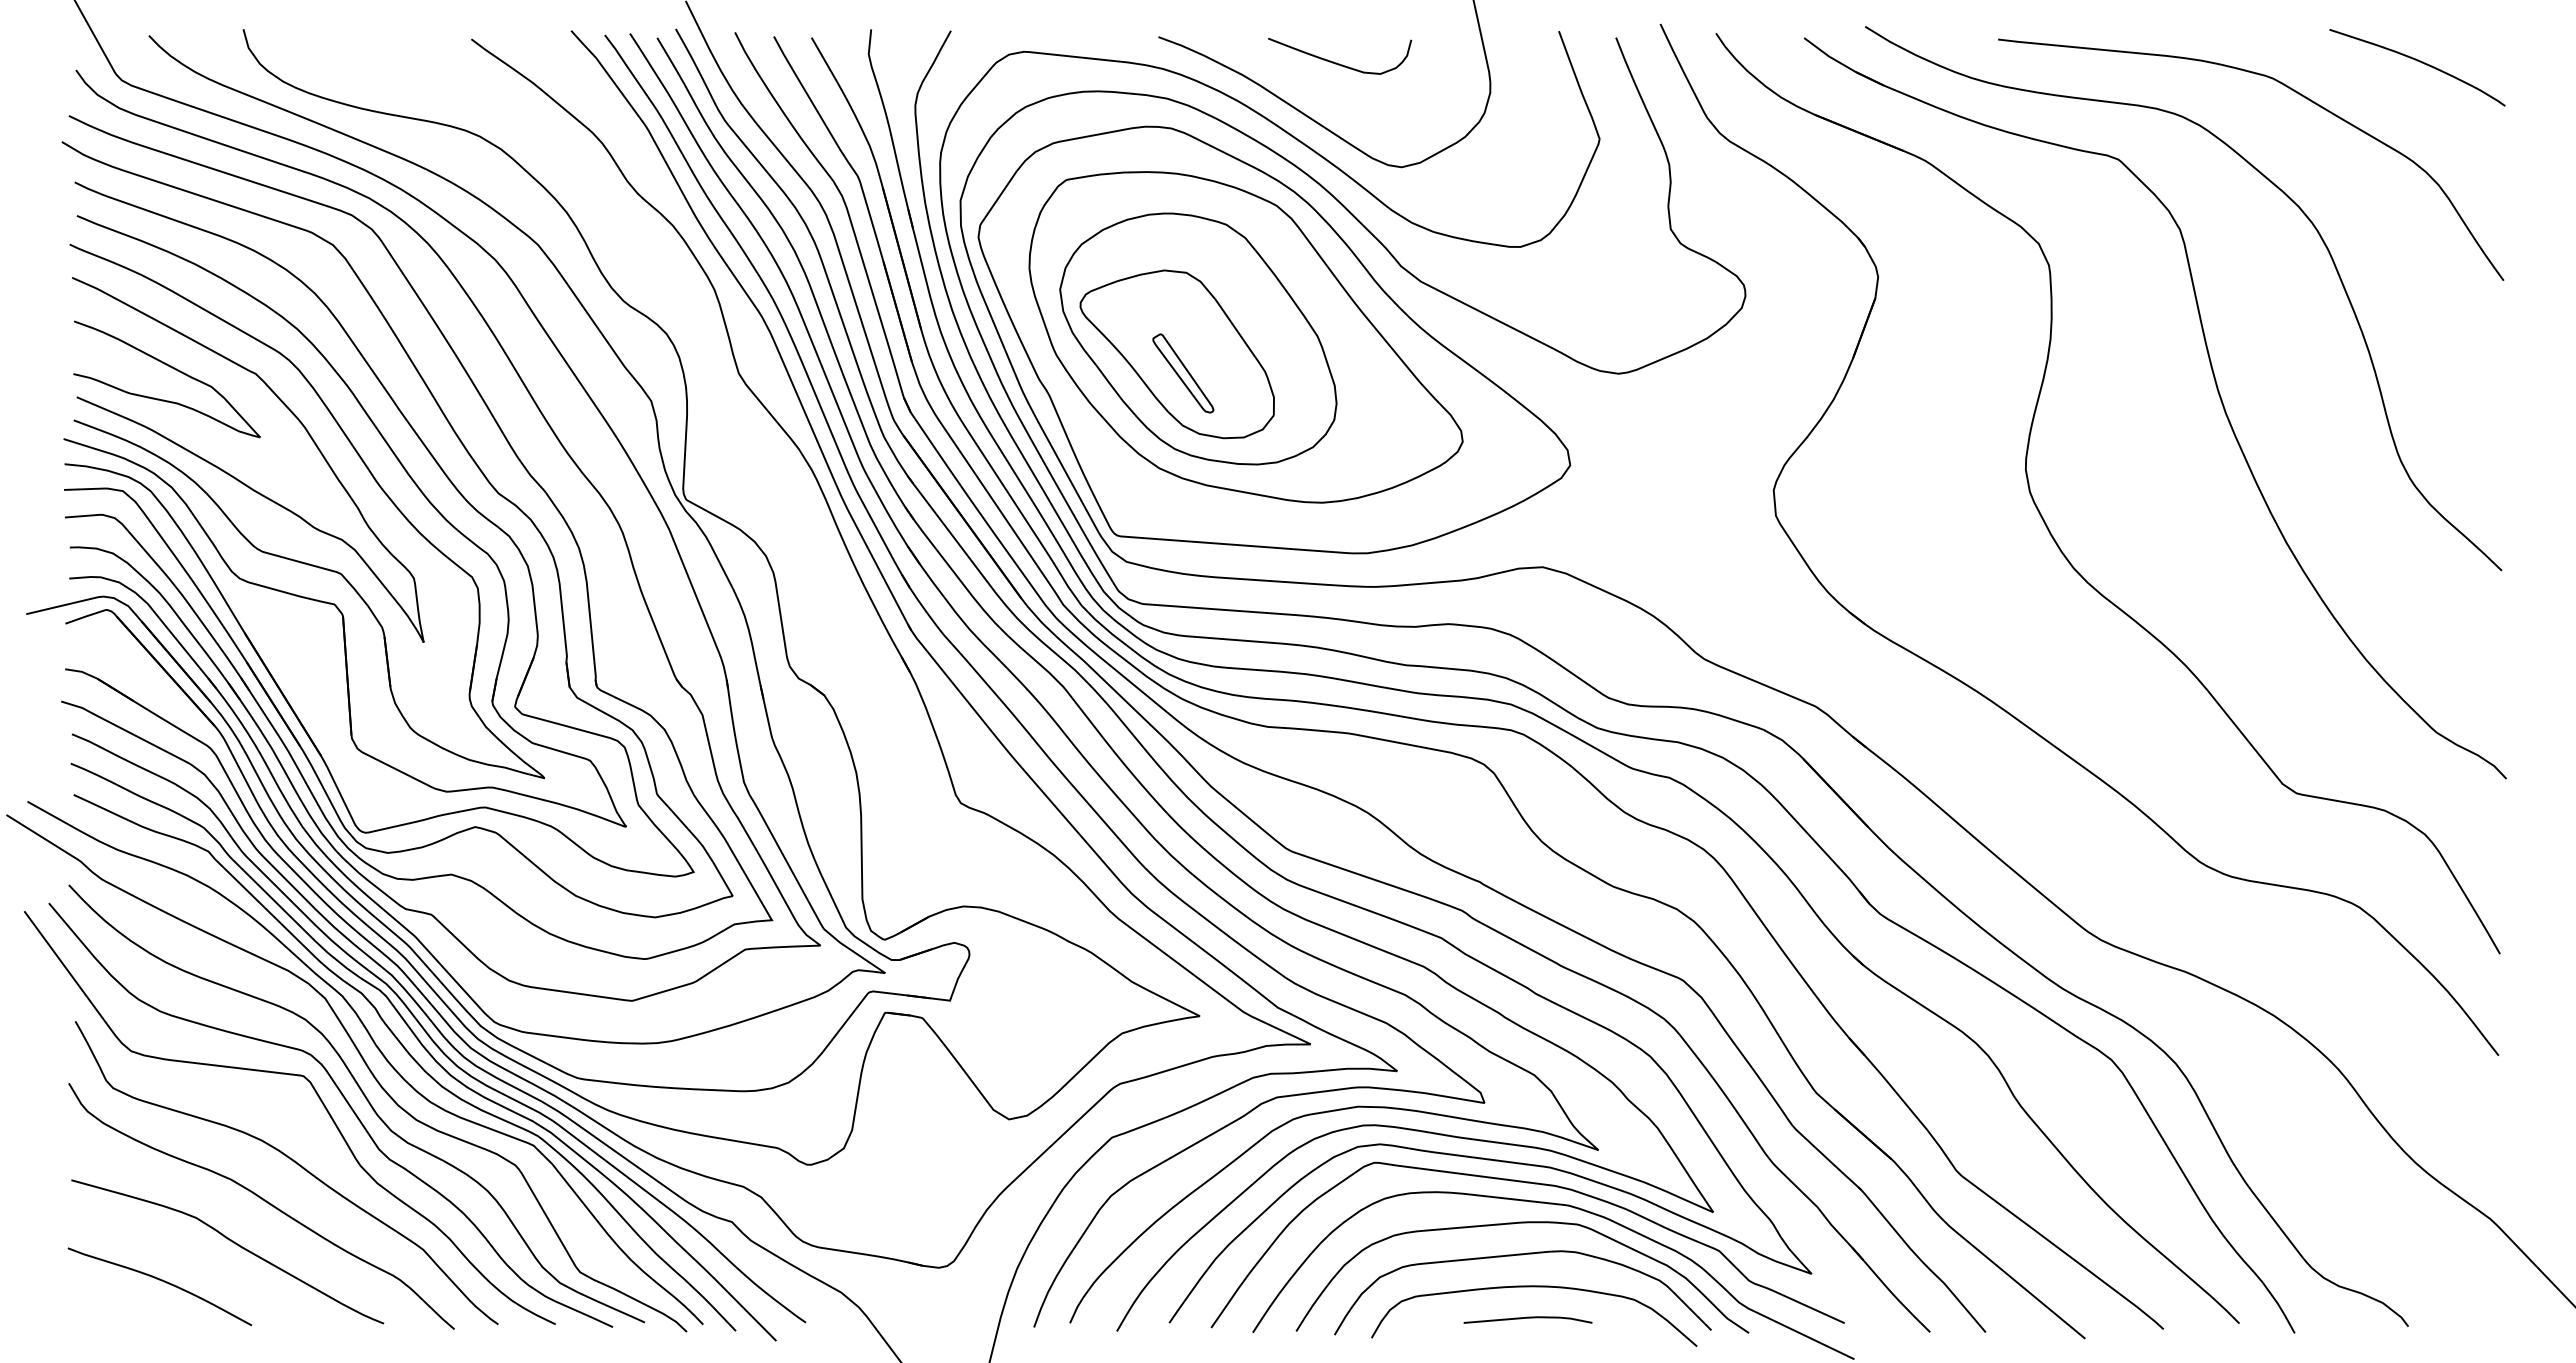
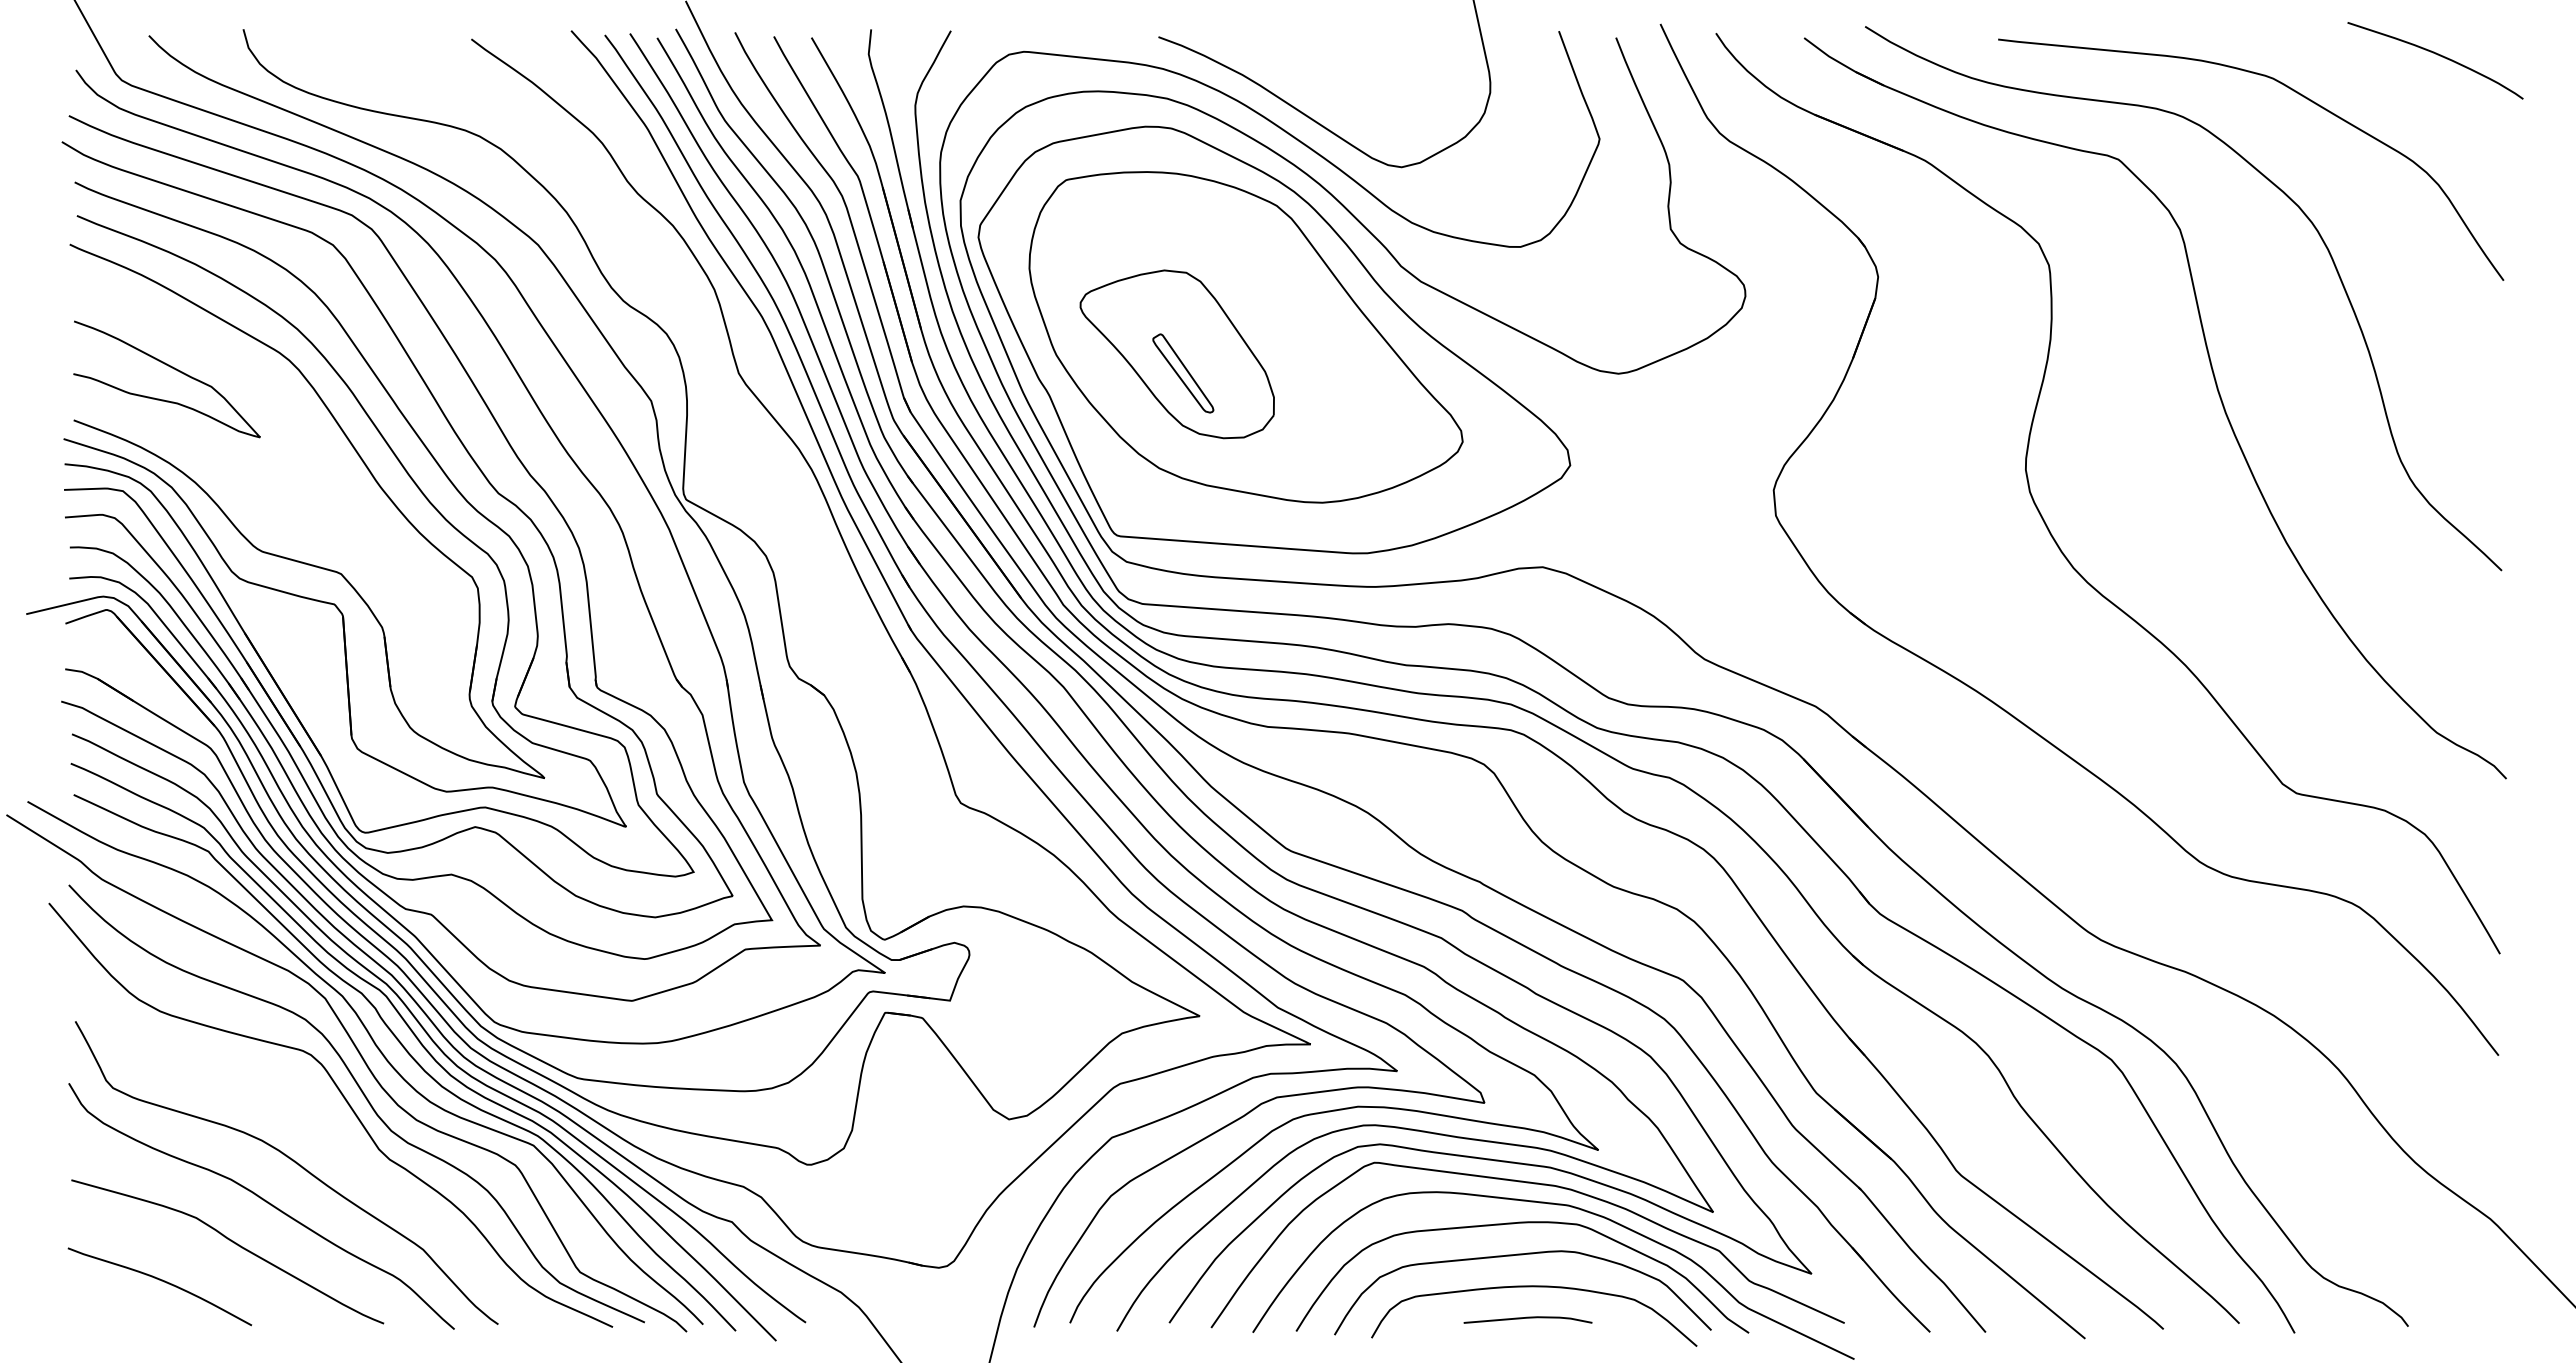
curve: present -> none (1336, 62)
curve position: (2419, 62) -> (2437, 55) (2437, 55)
part: present -> none (1198, 338)
curve: present -> none (239, 479)
curve: present -> none (320, 1101)
